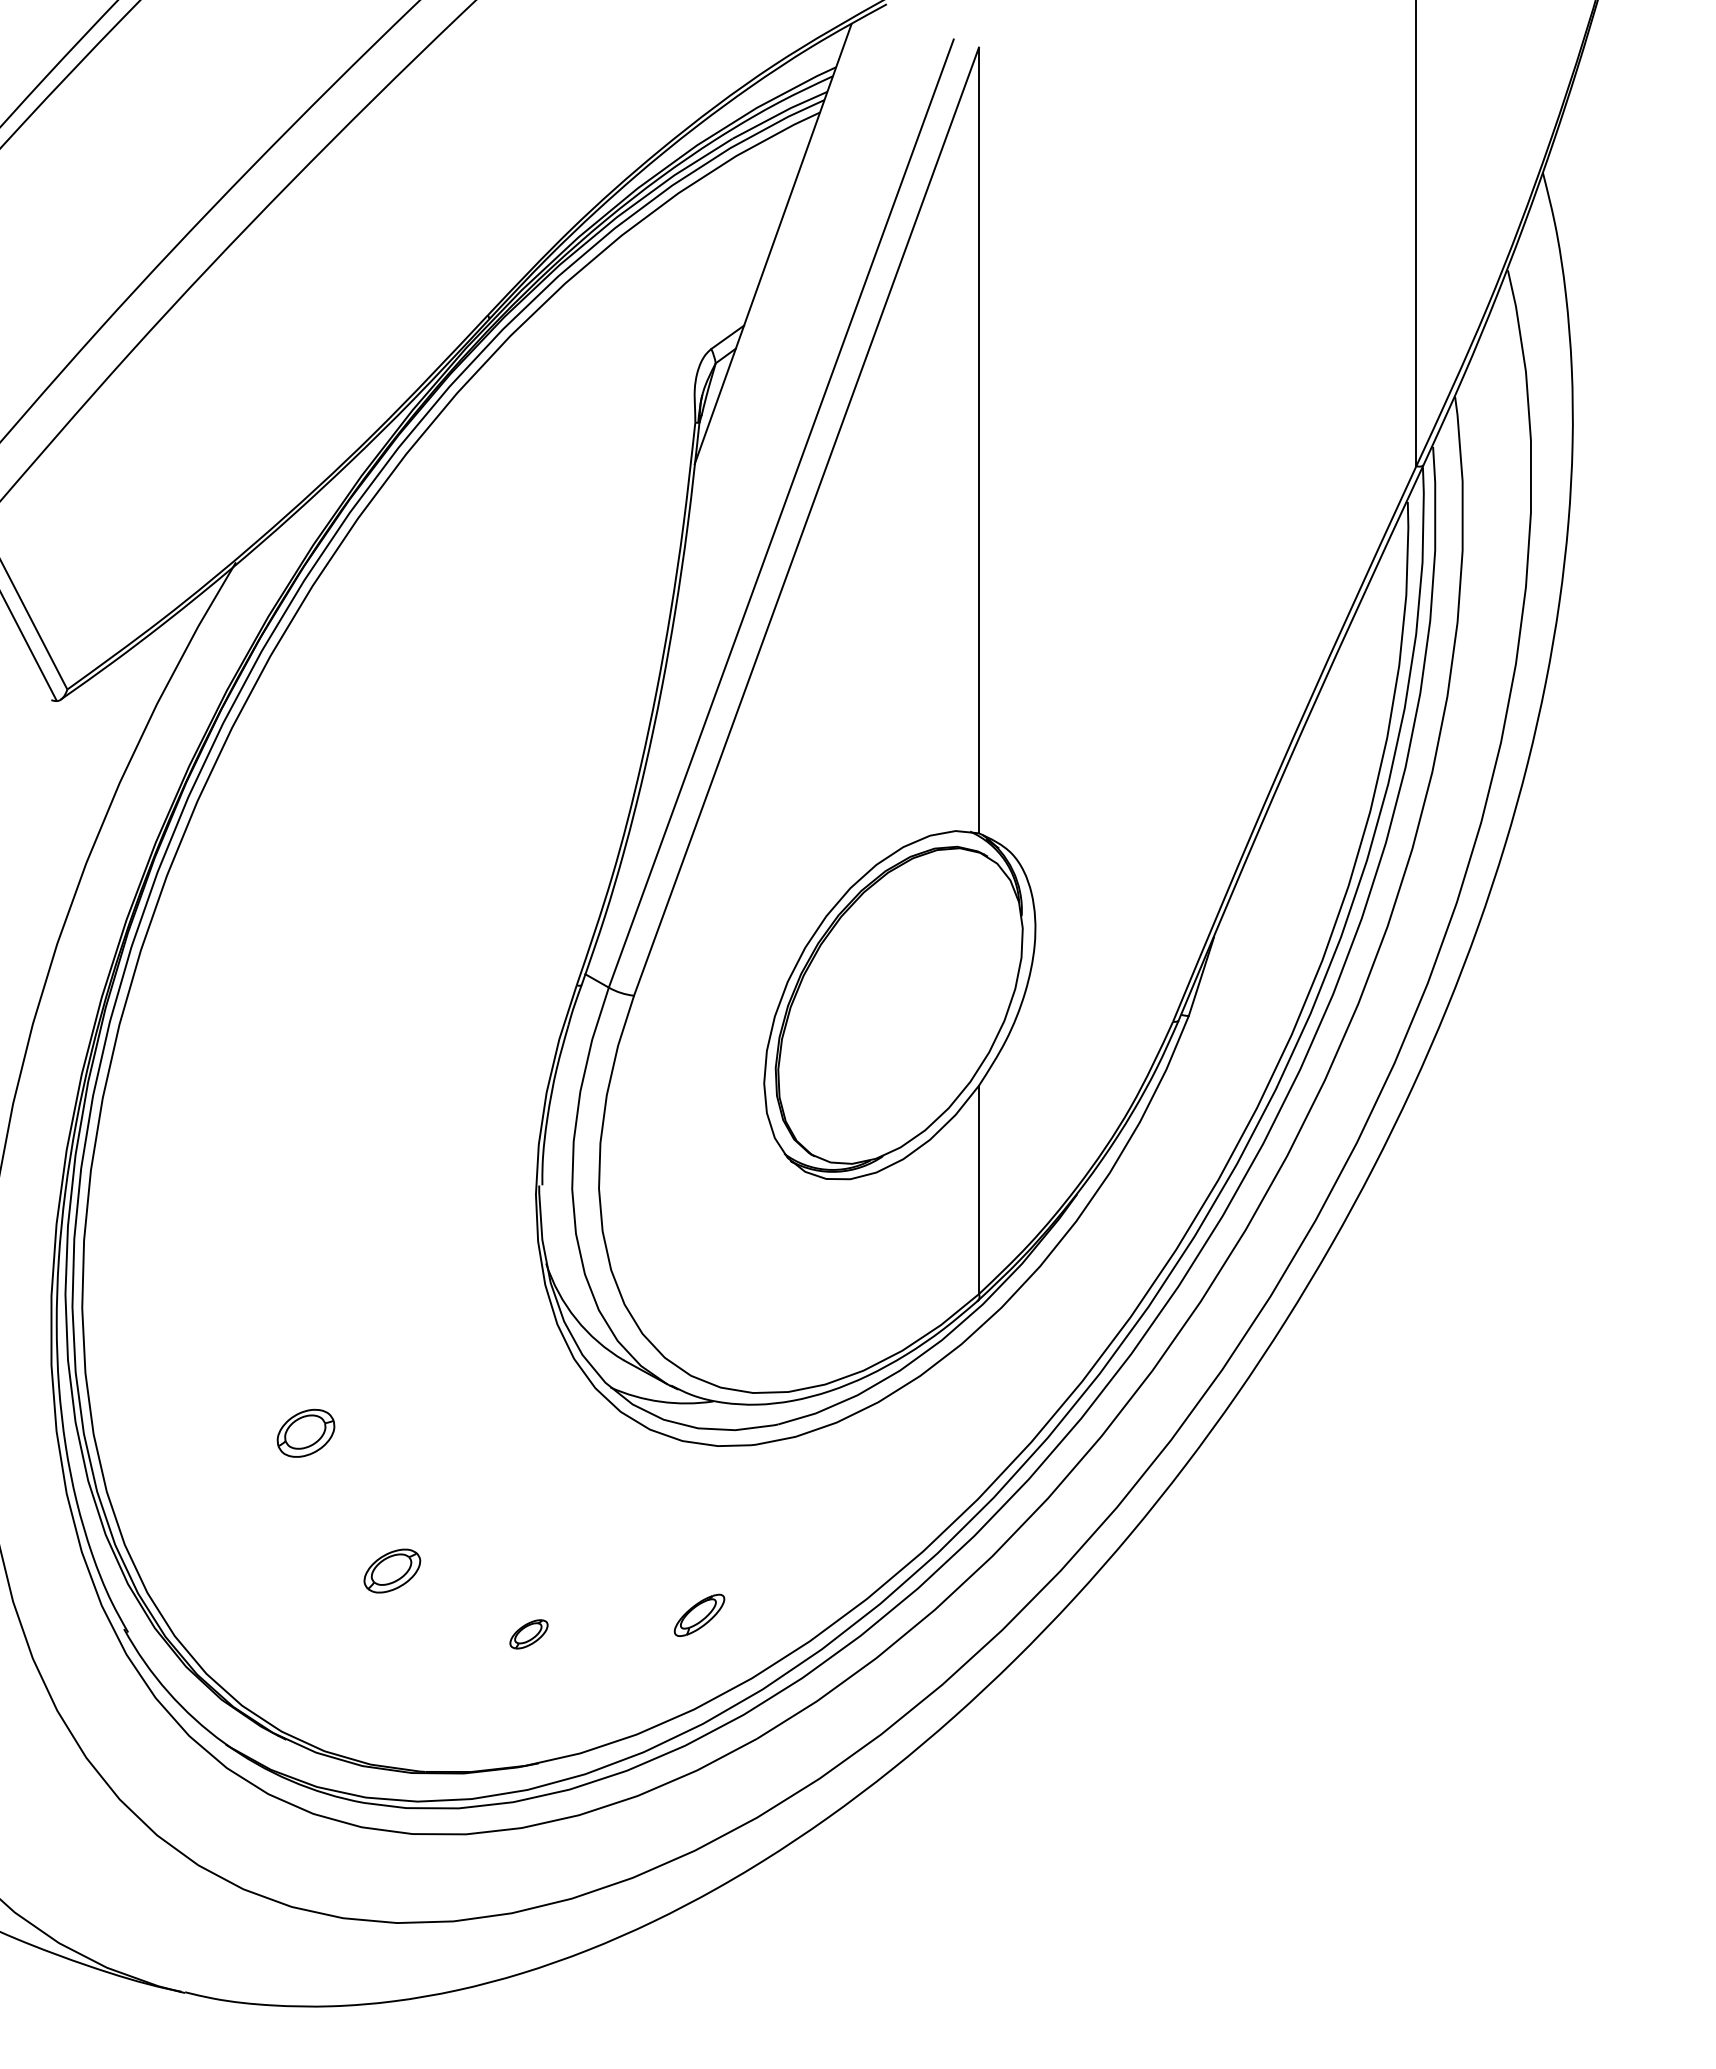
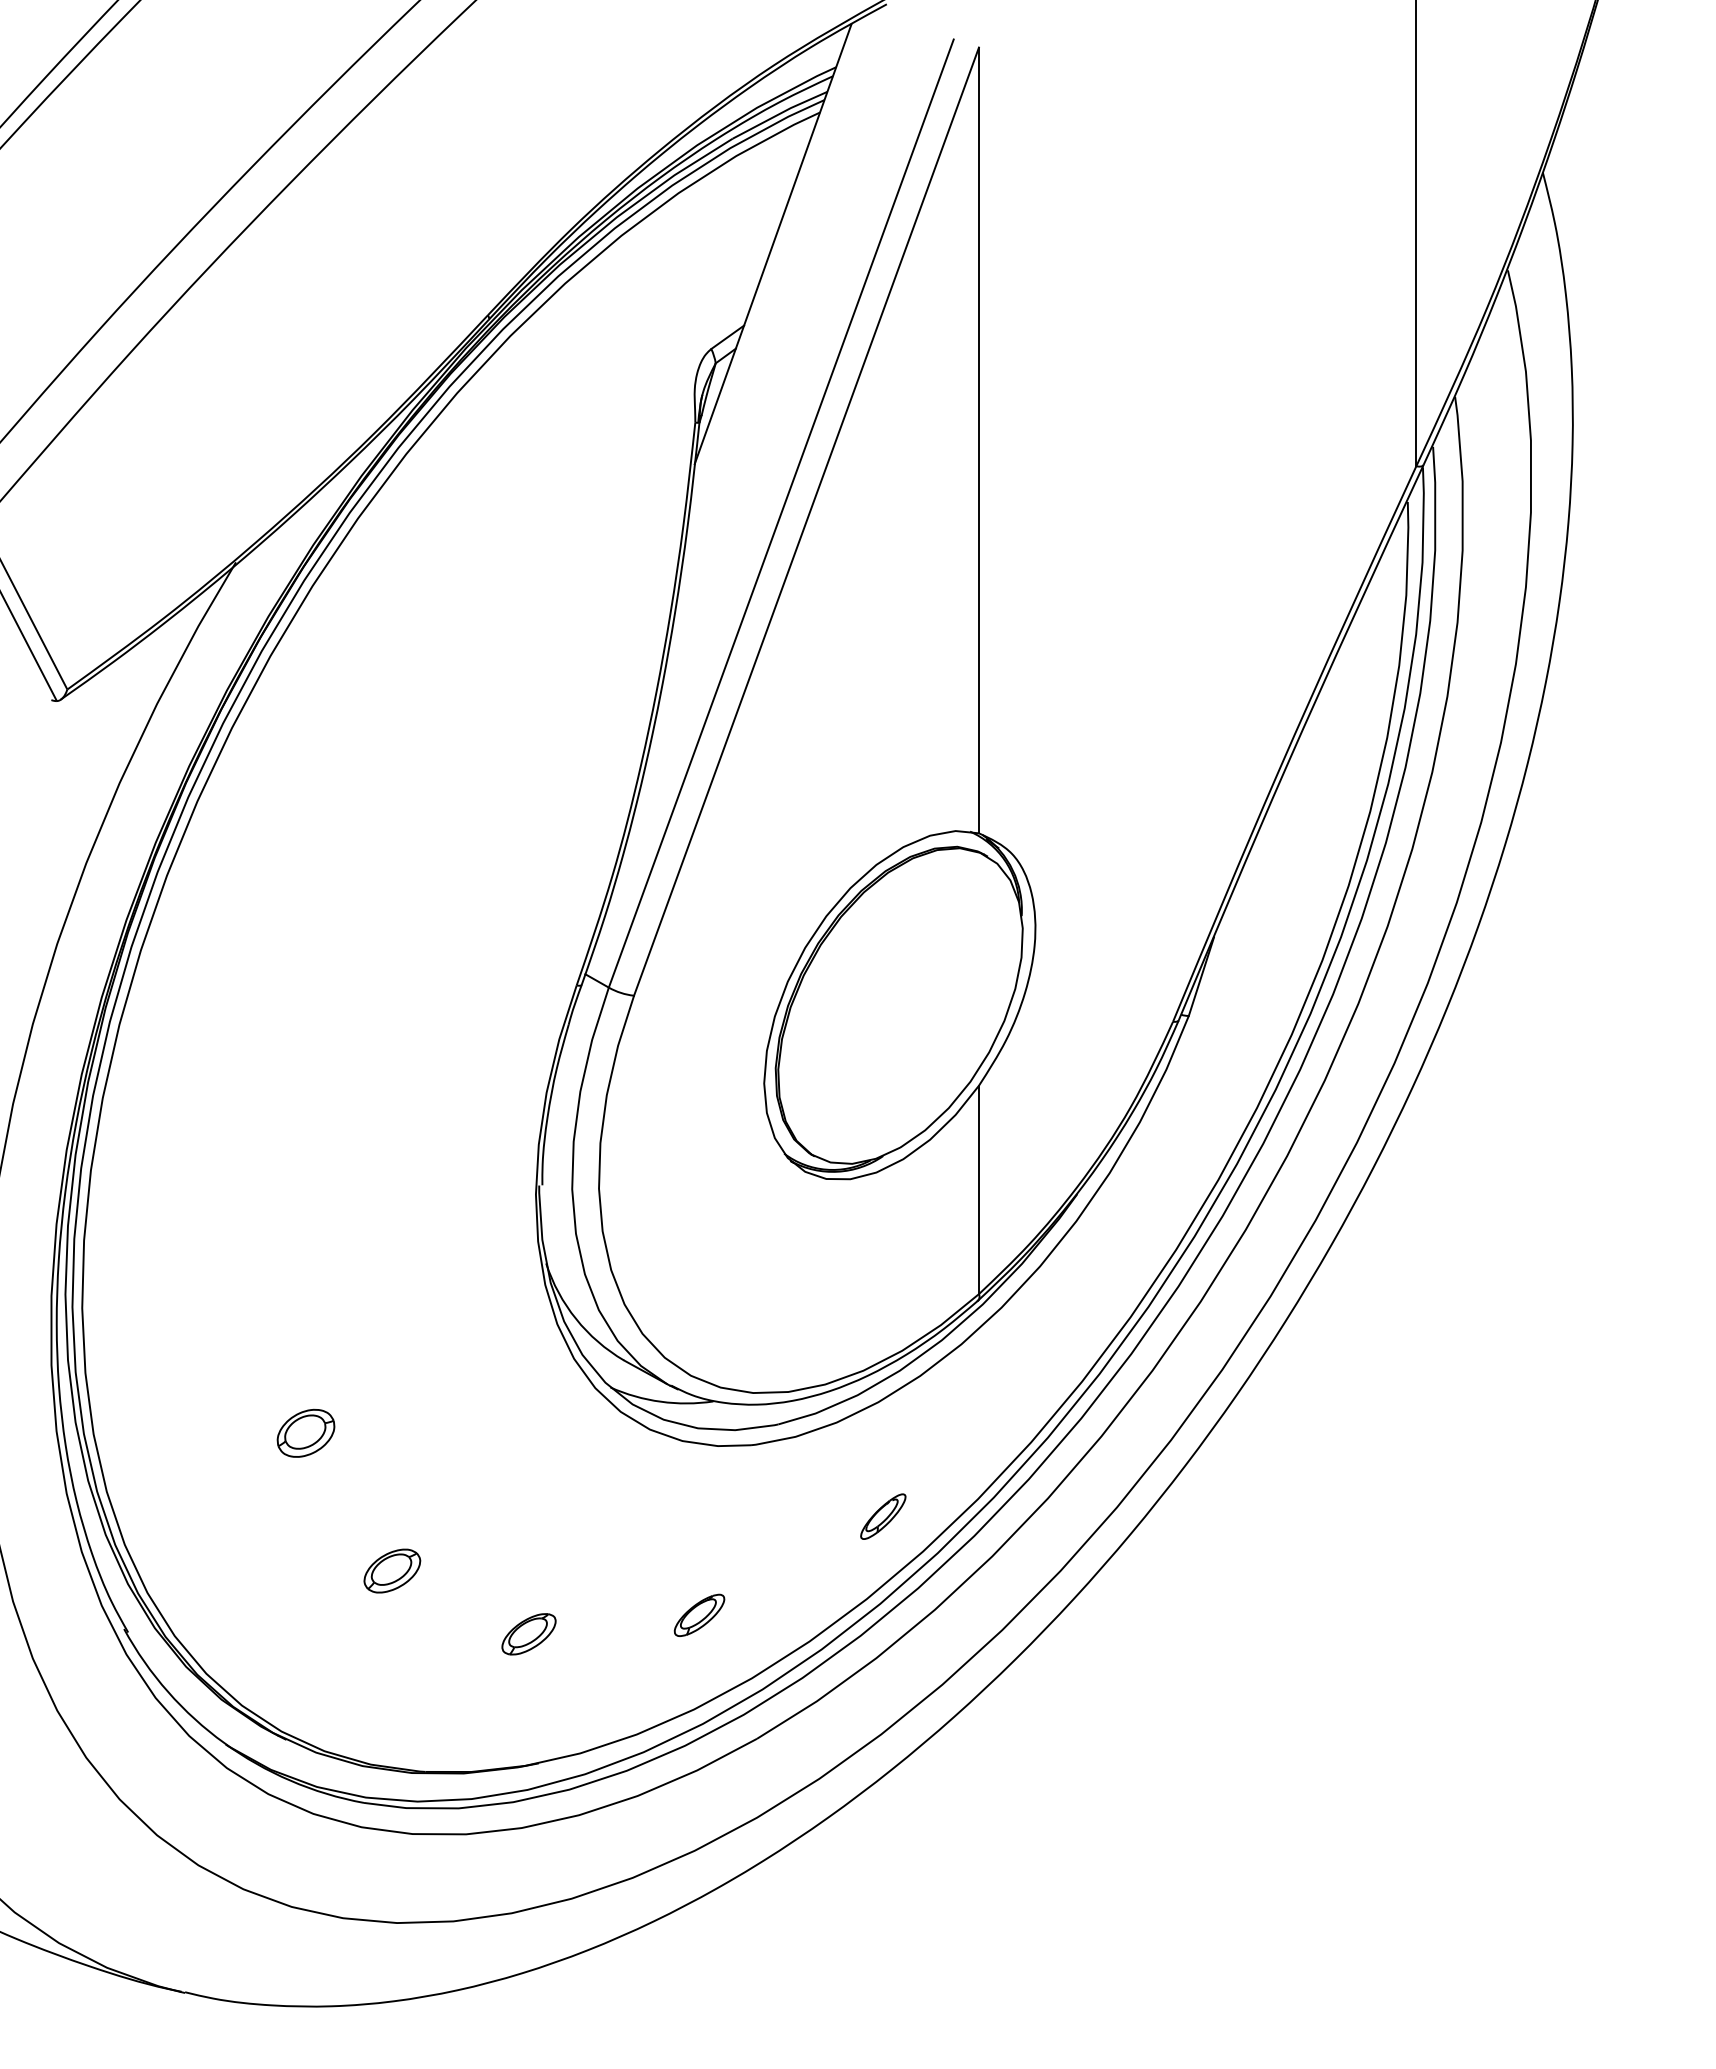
part: none -> present (883, 1516)
part size: 40x31 px -> 56x43 px (528, 1634)
